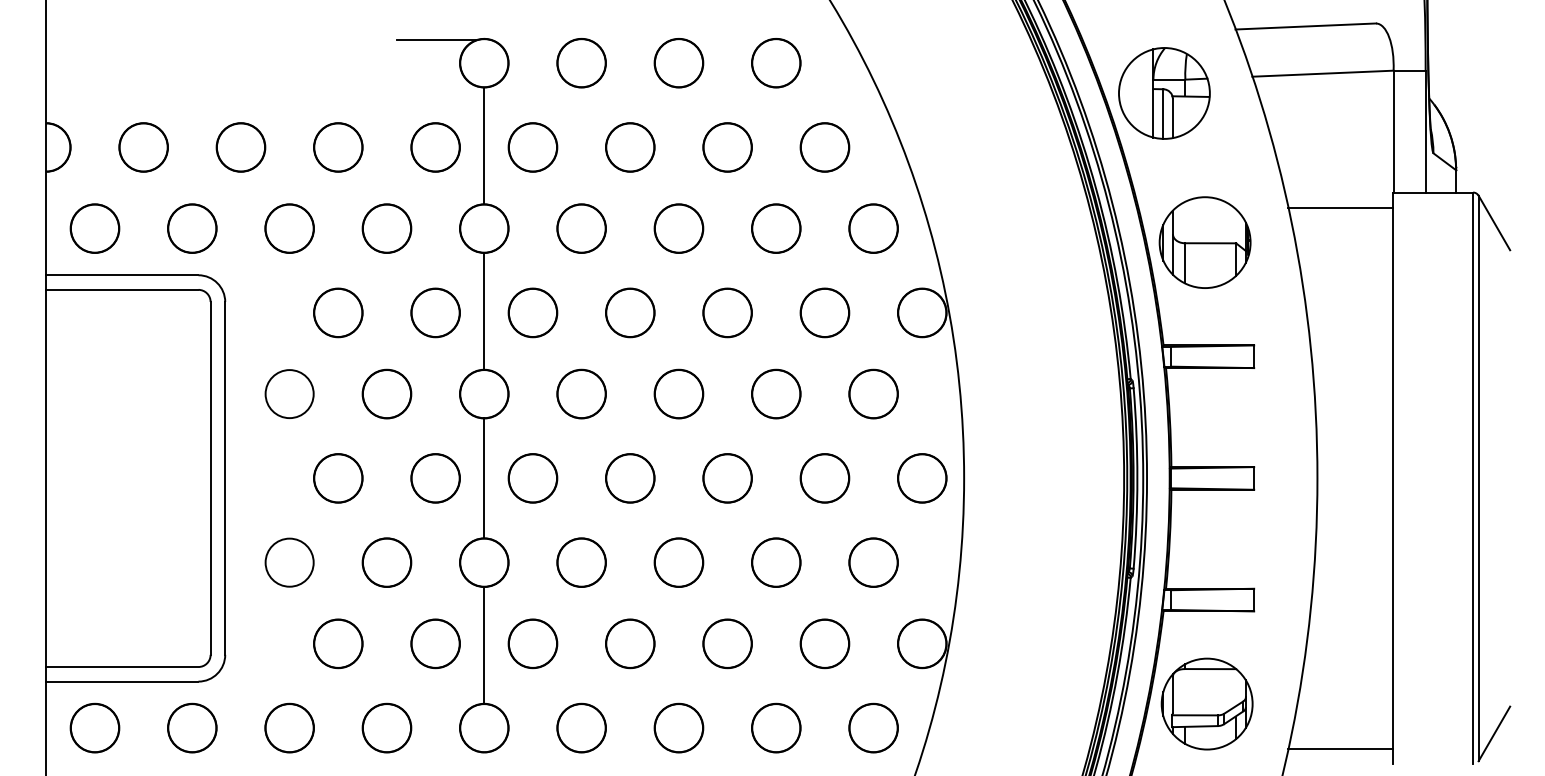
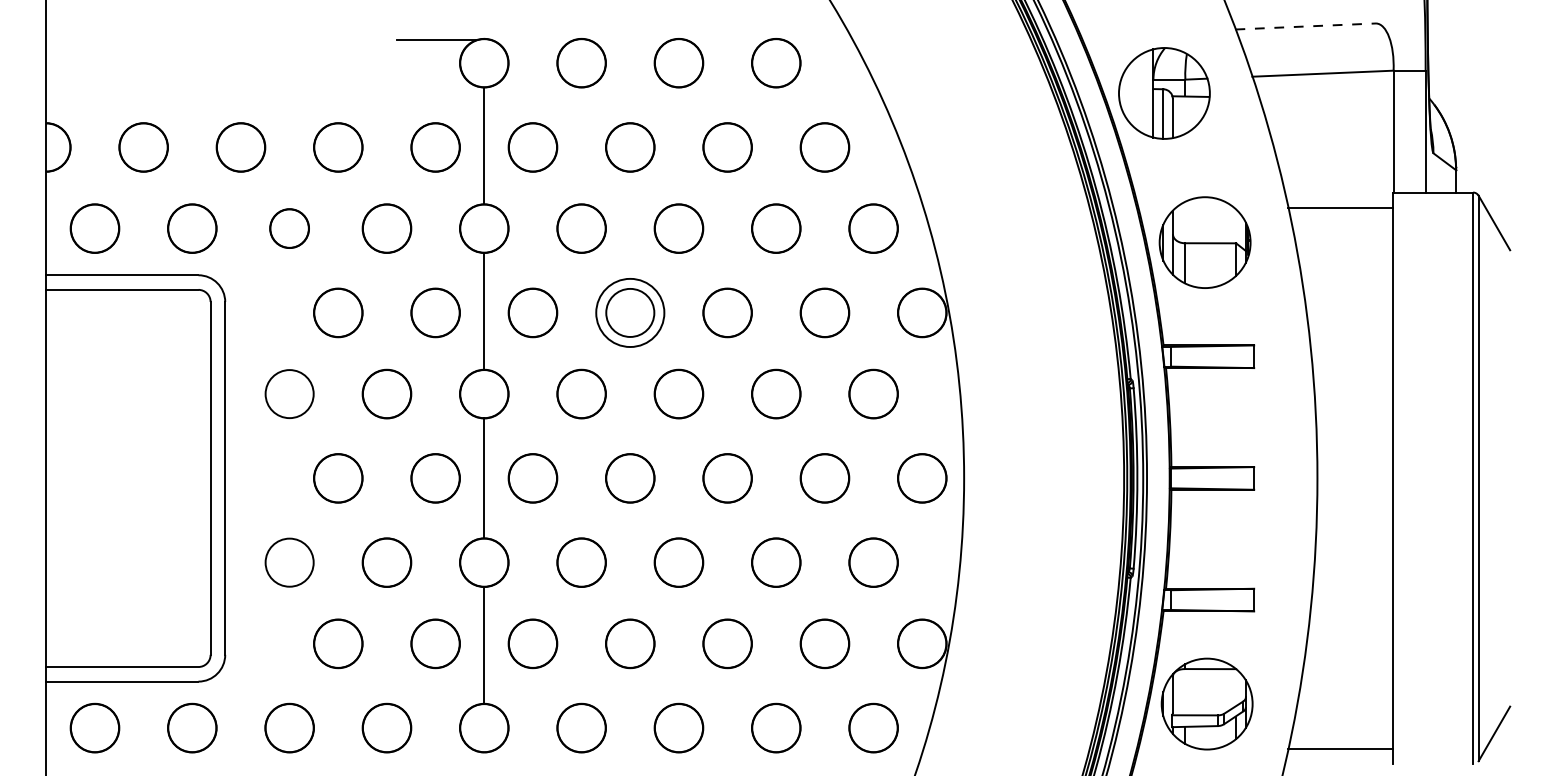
line: solid -> dashed (1306, 26)
circle size: 51x51 px -> 41x41 px (289, 228)
circle diameter: 49 px -> 68 px (630, 312)
